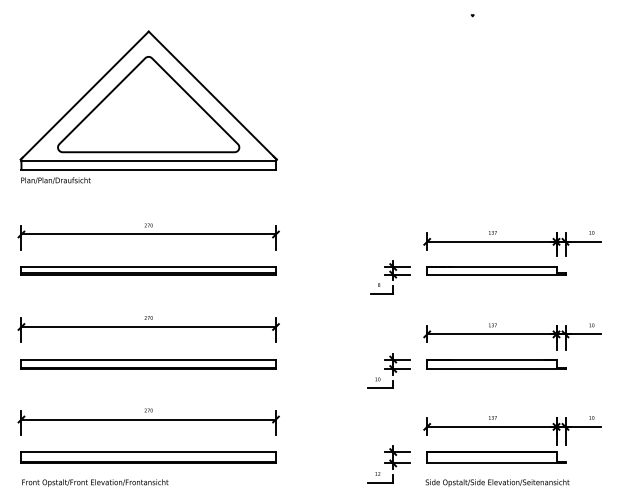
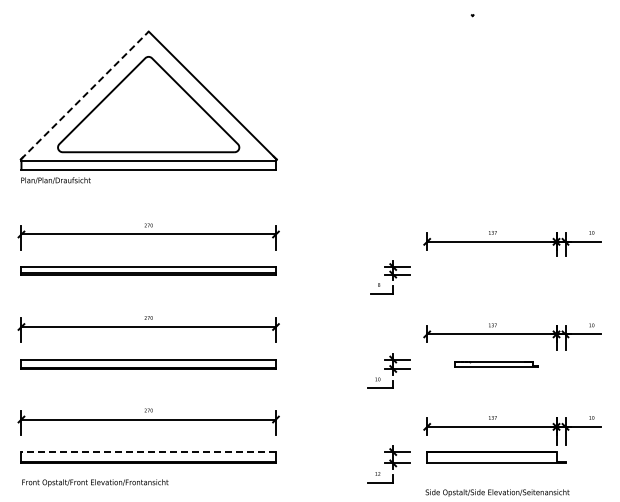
line: solid -> dashed (85, 95)
part: present -> none (496, 270)
part size: 141x11 px -> 85x7 px (496, 364)
line: solid -> dashed (148, 452)
text position: (497, 482) -> (497, 492) (497, 492)
